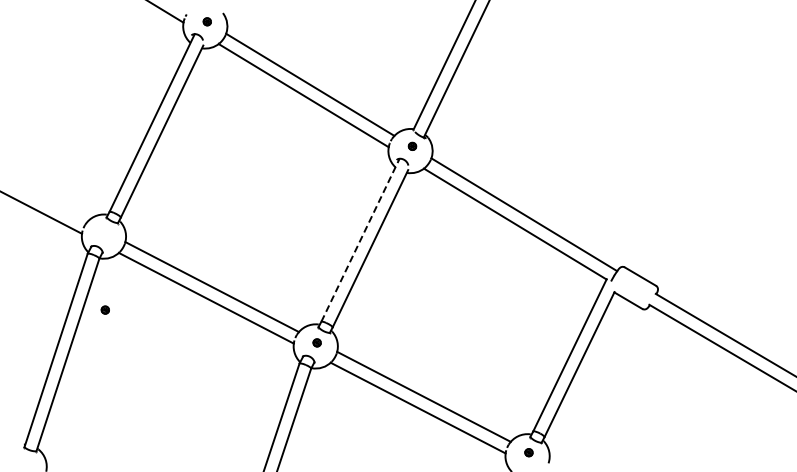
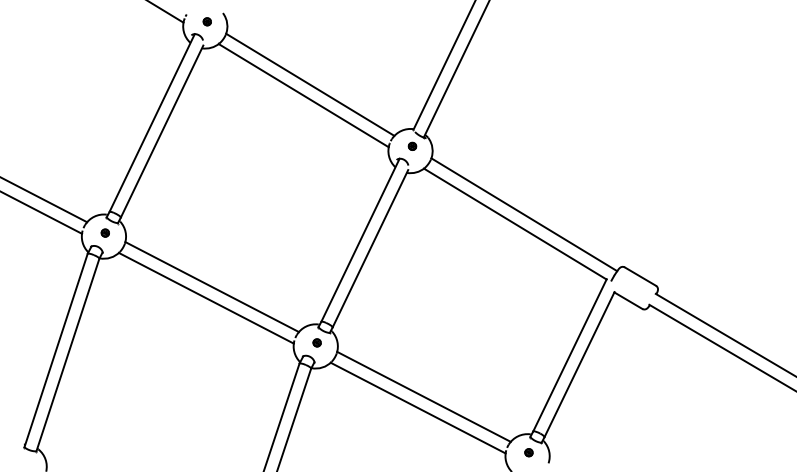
line: none -> present (44, 200)
line: dashed -> solid (360, 239)
part position: (104, 309) -> (104, 232) (104, 232)
